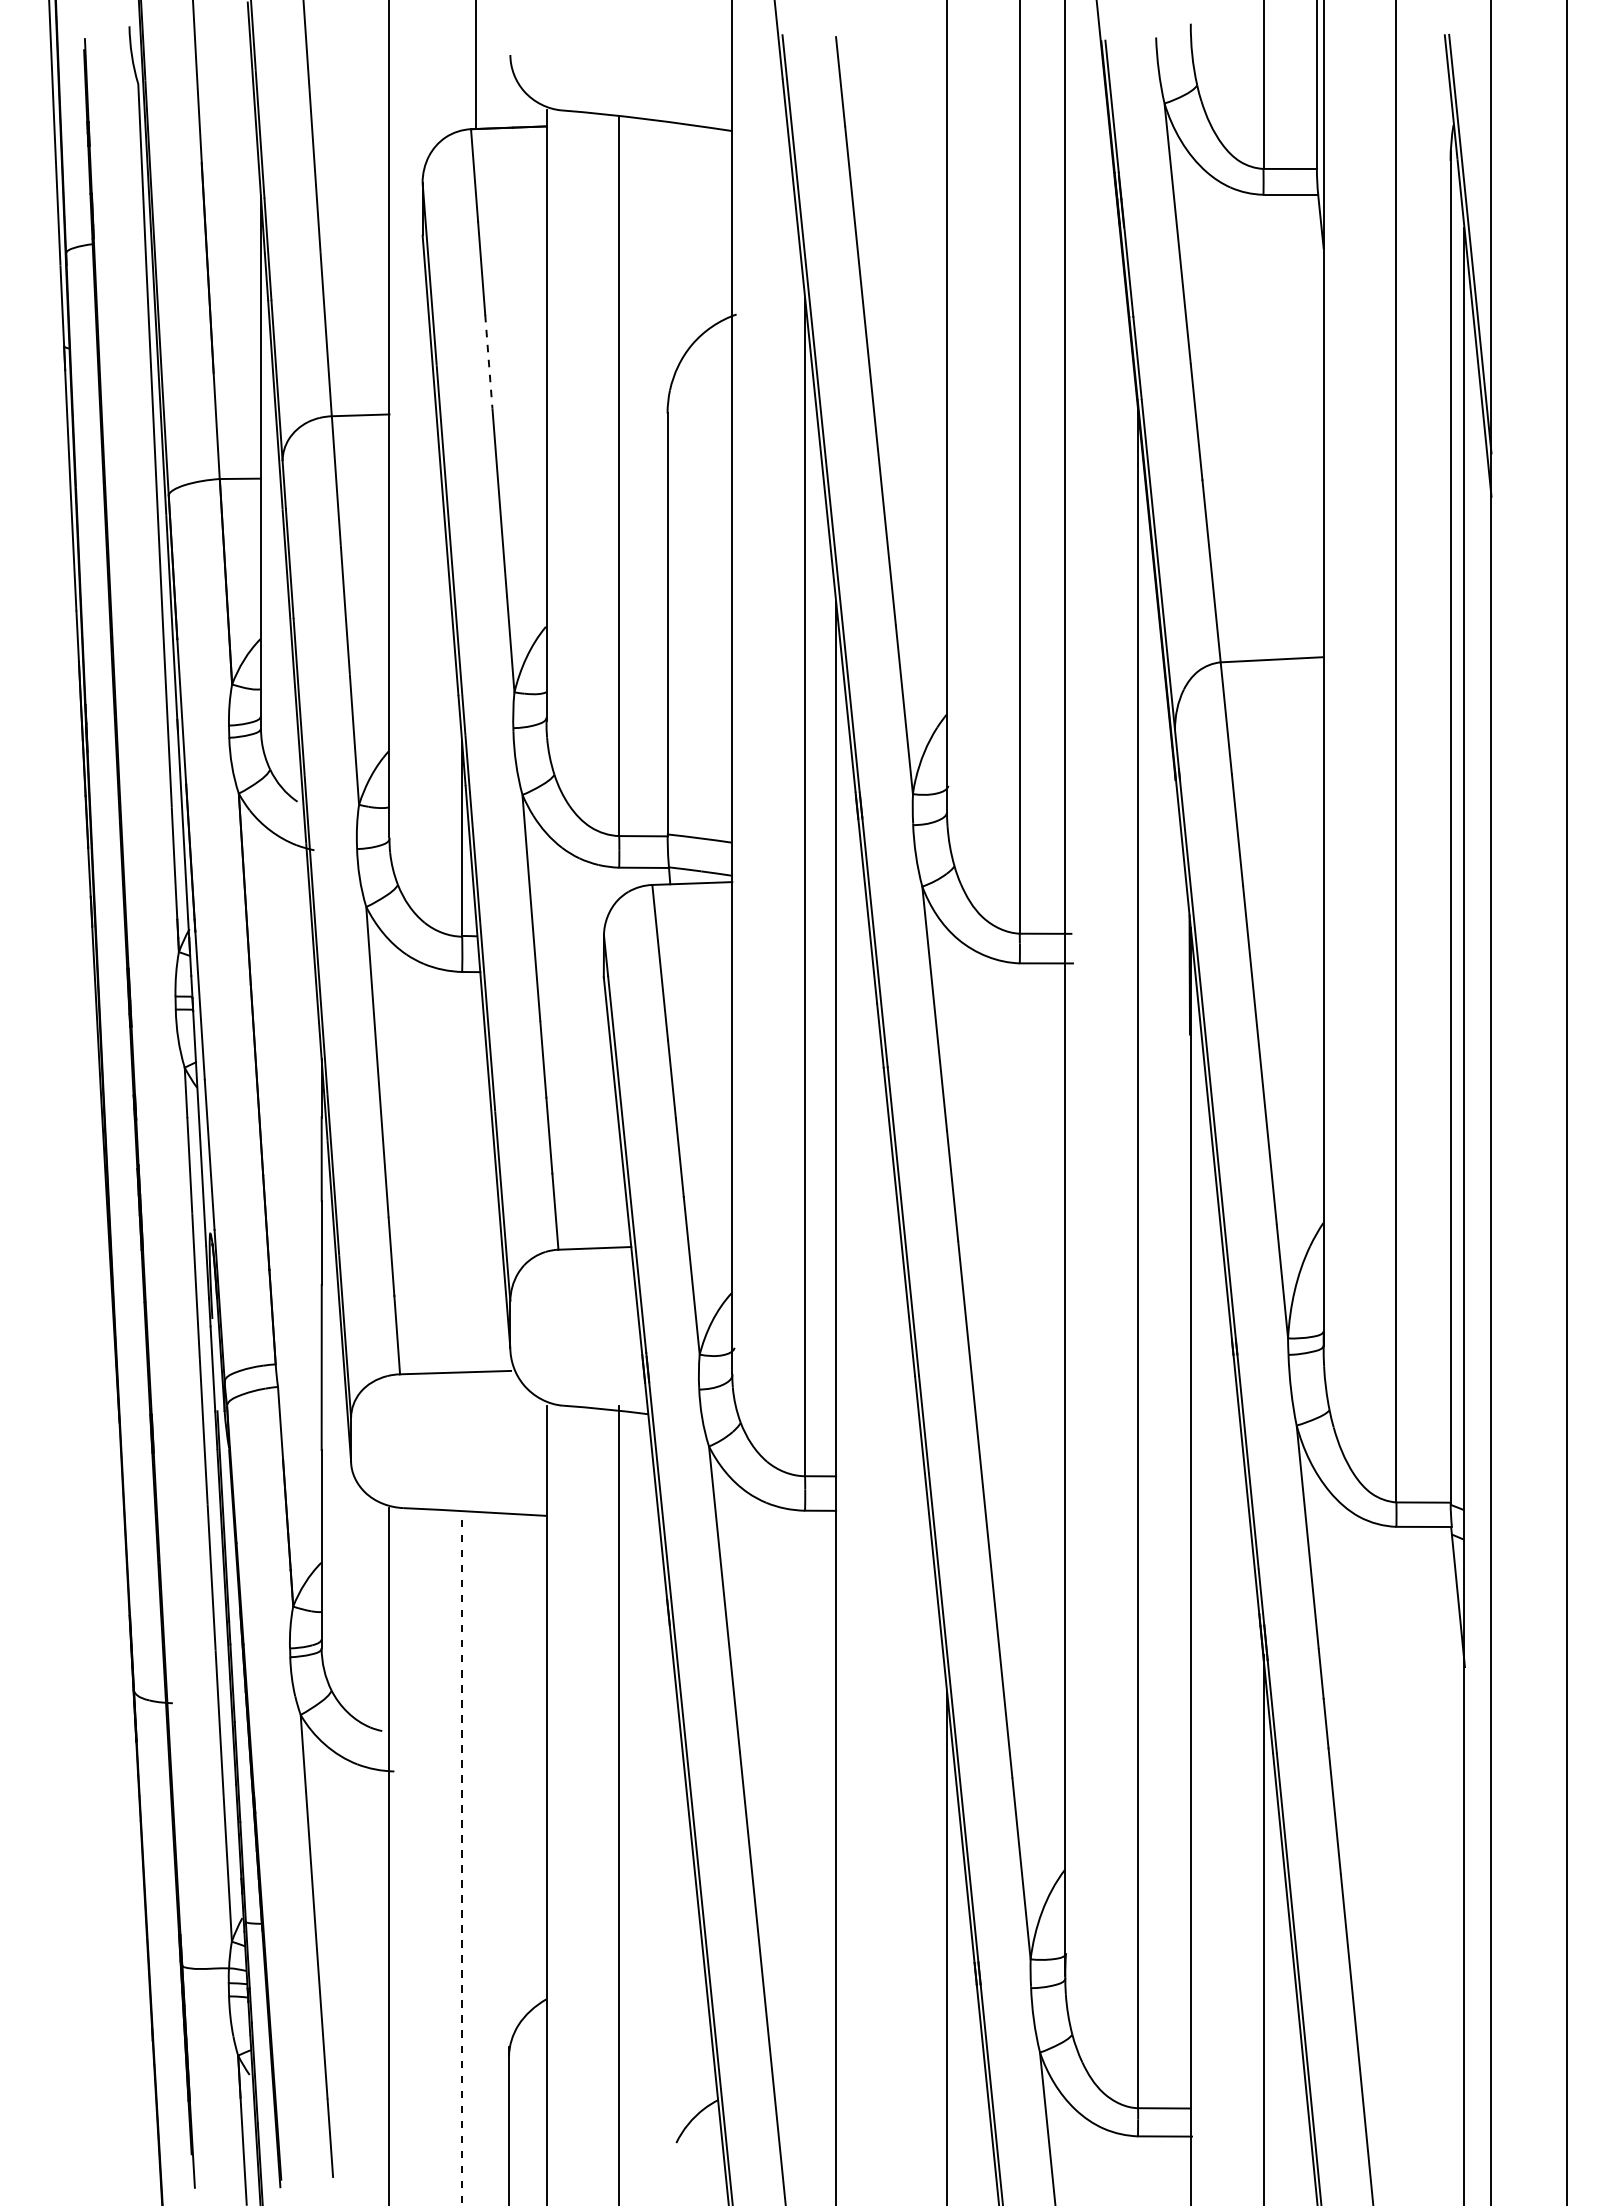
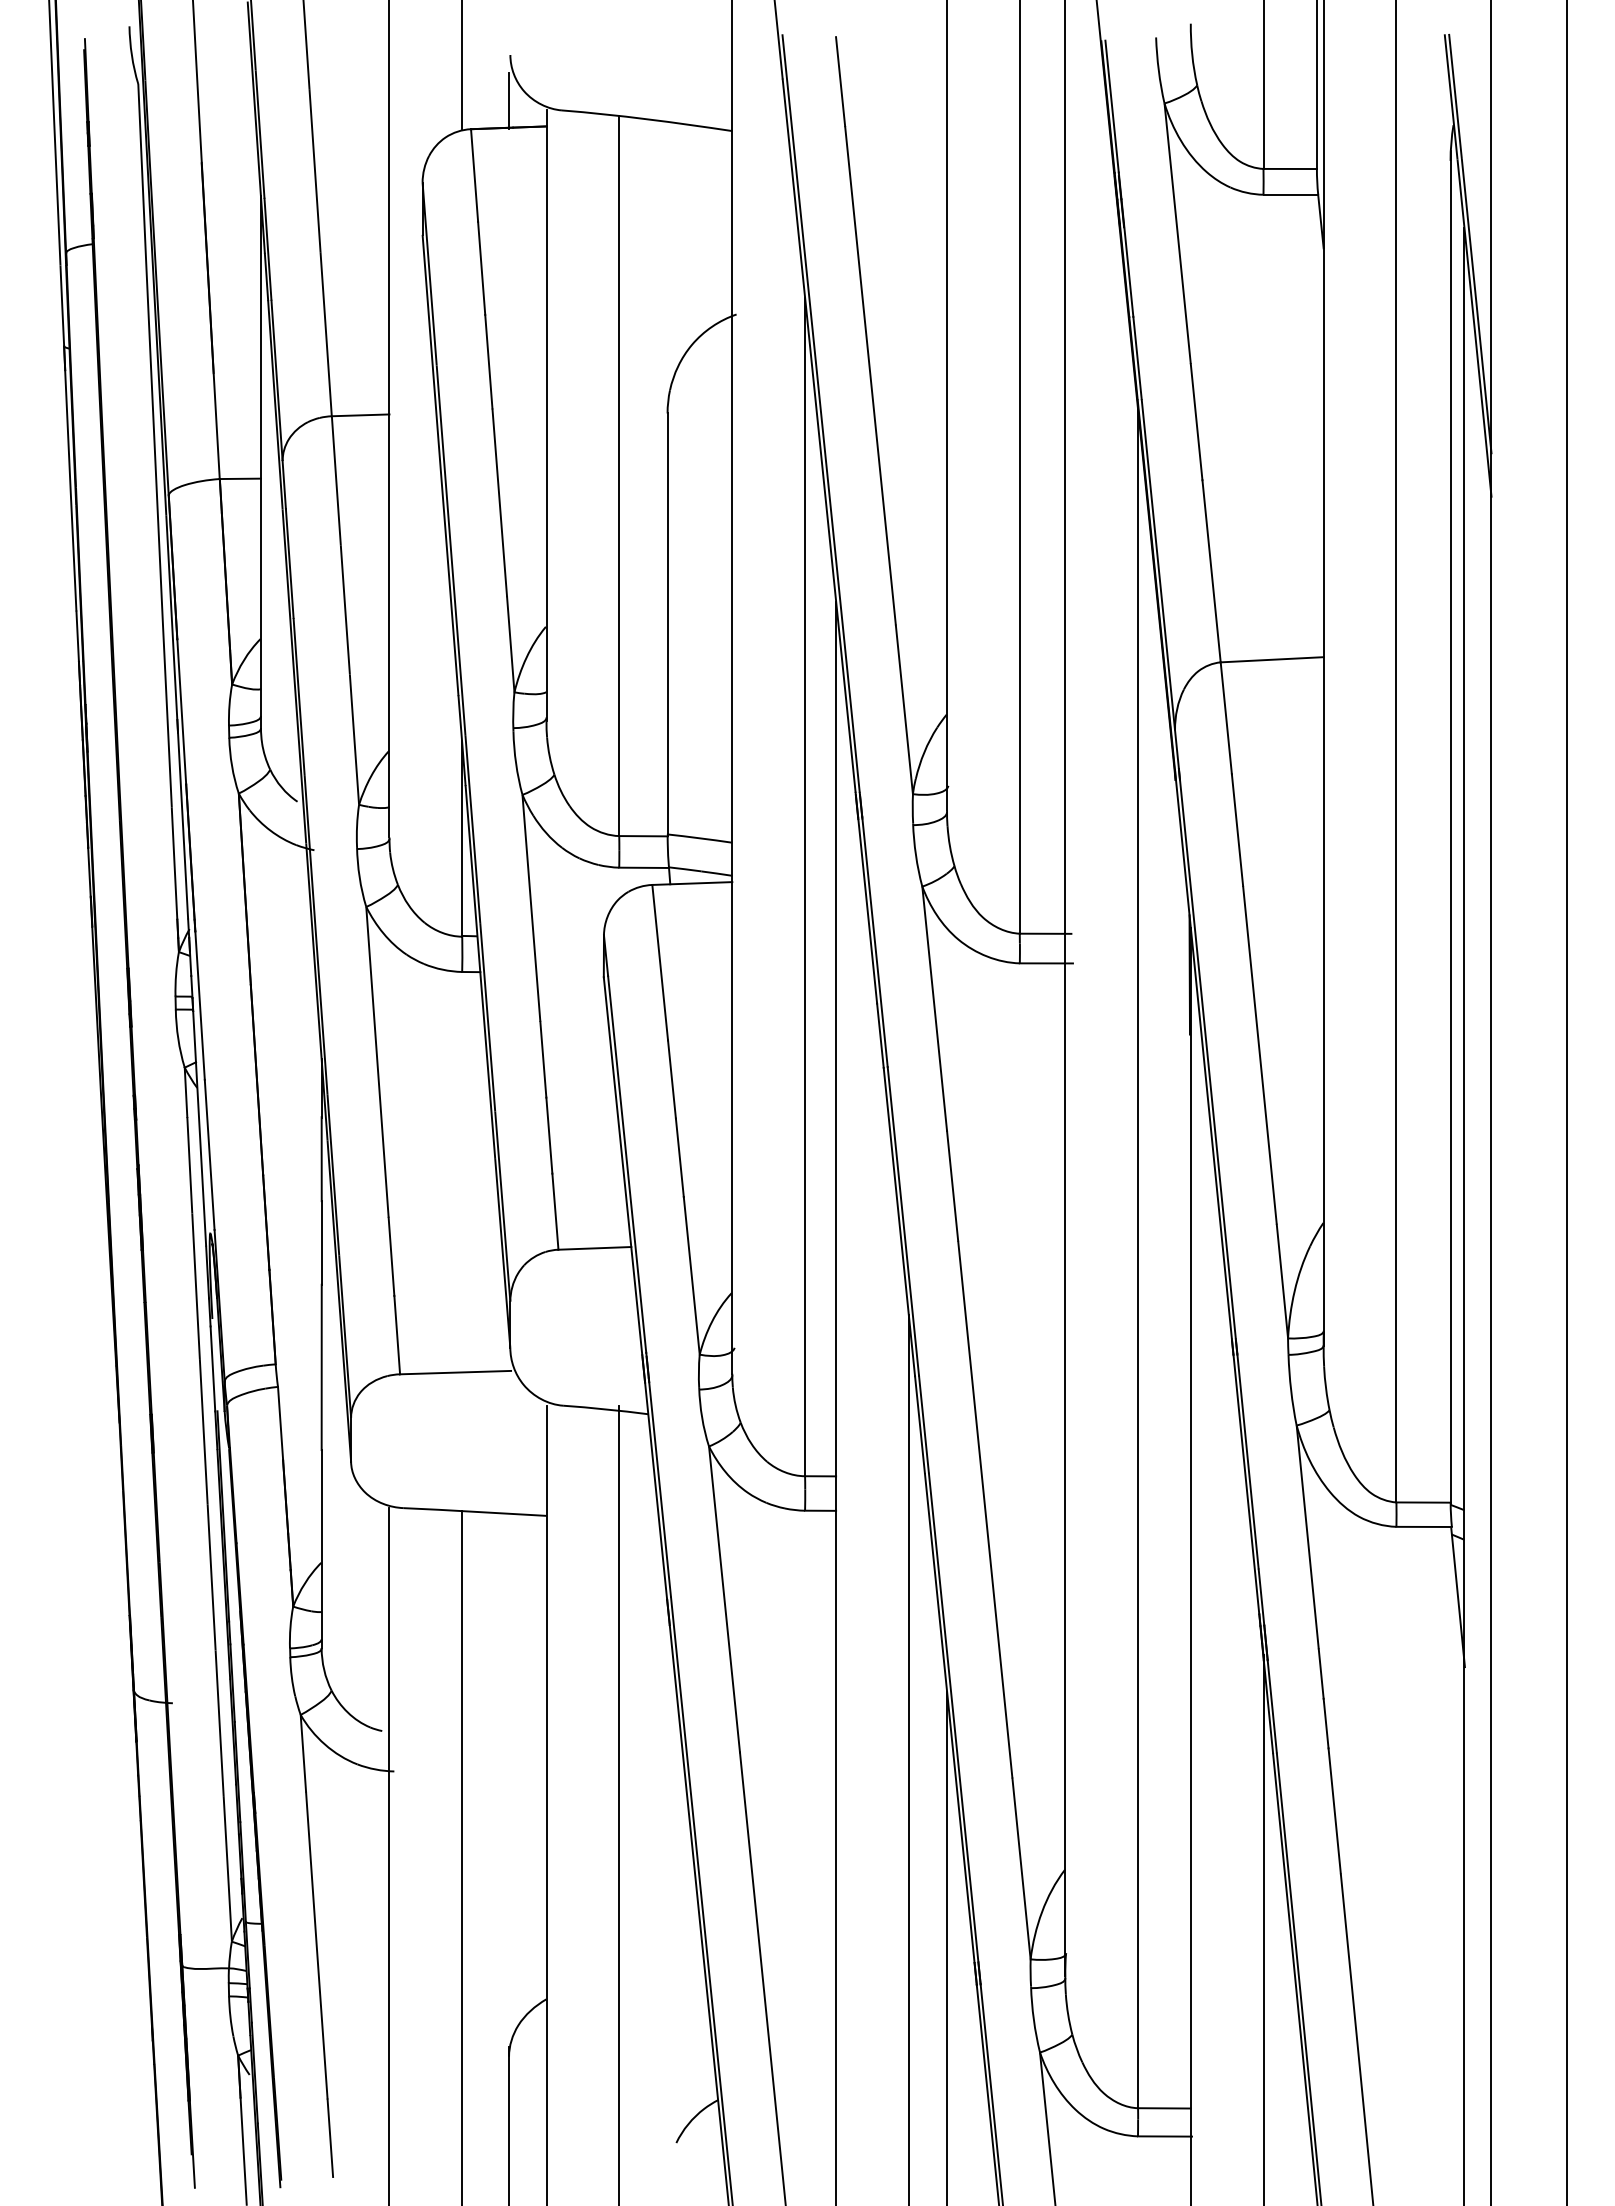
line position: (476, 65) -> (462, 65) (462, 65)
line: none -> present (509, 101)
line: dashed -> solid (488, 361)
line: none -> present (908, 1758)
line: dashed -> solid (462, 1857)
